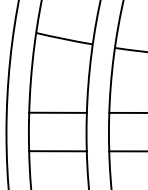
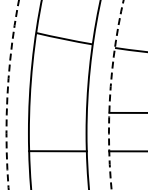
circle: solid -> dashed (12, 94)
circle: solid -> dashed (115, 94)
line: present -> none (57, 112)
